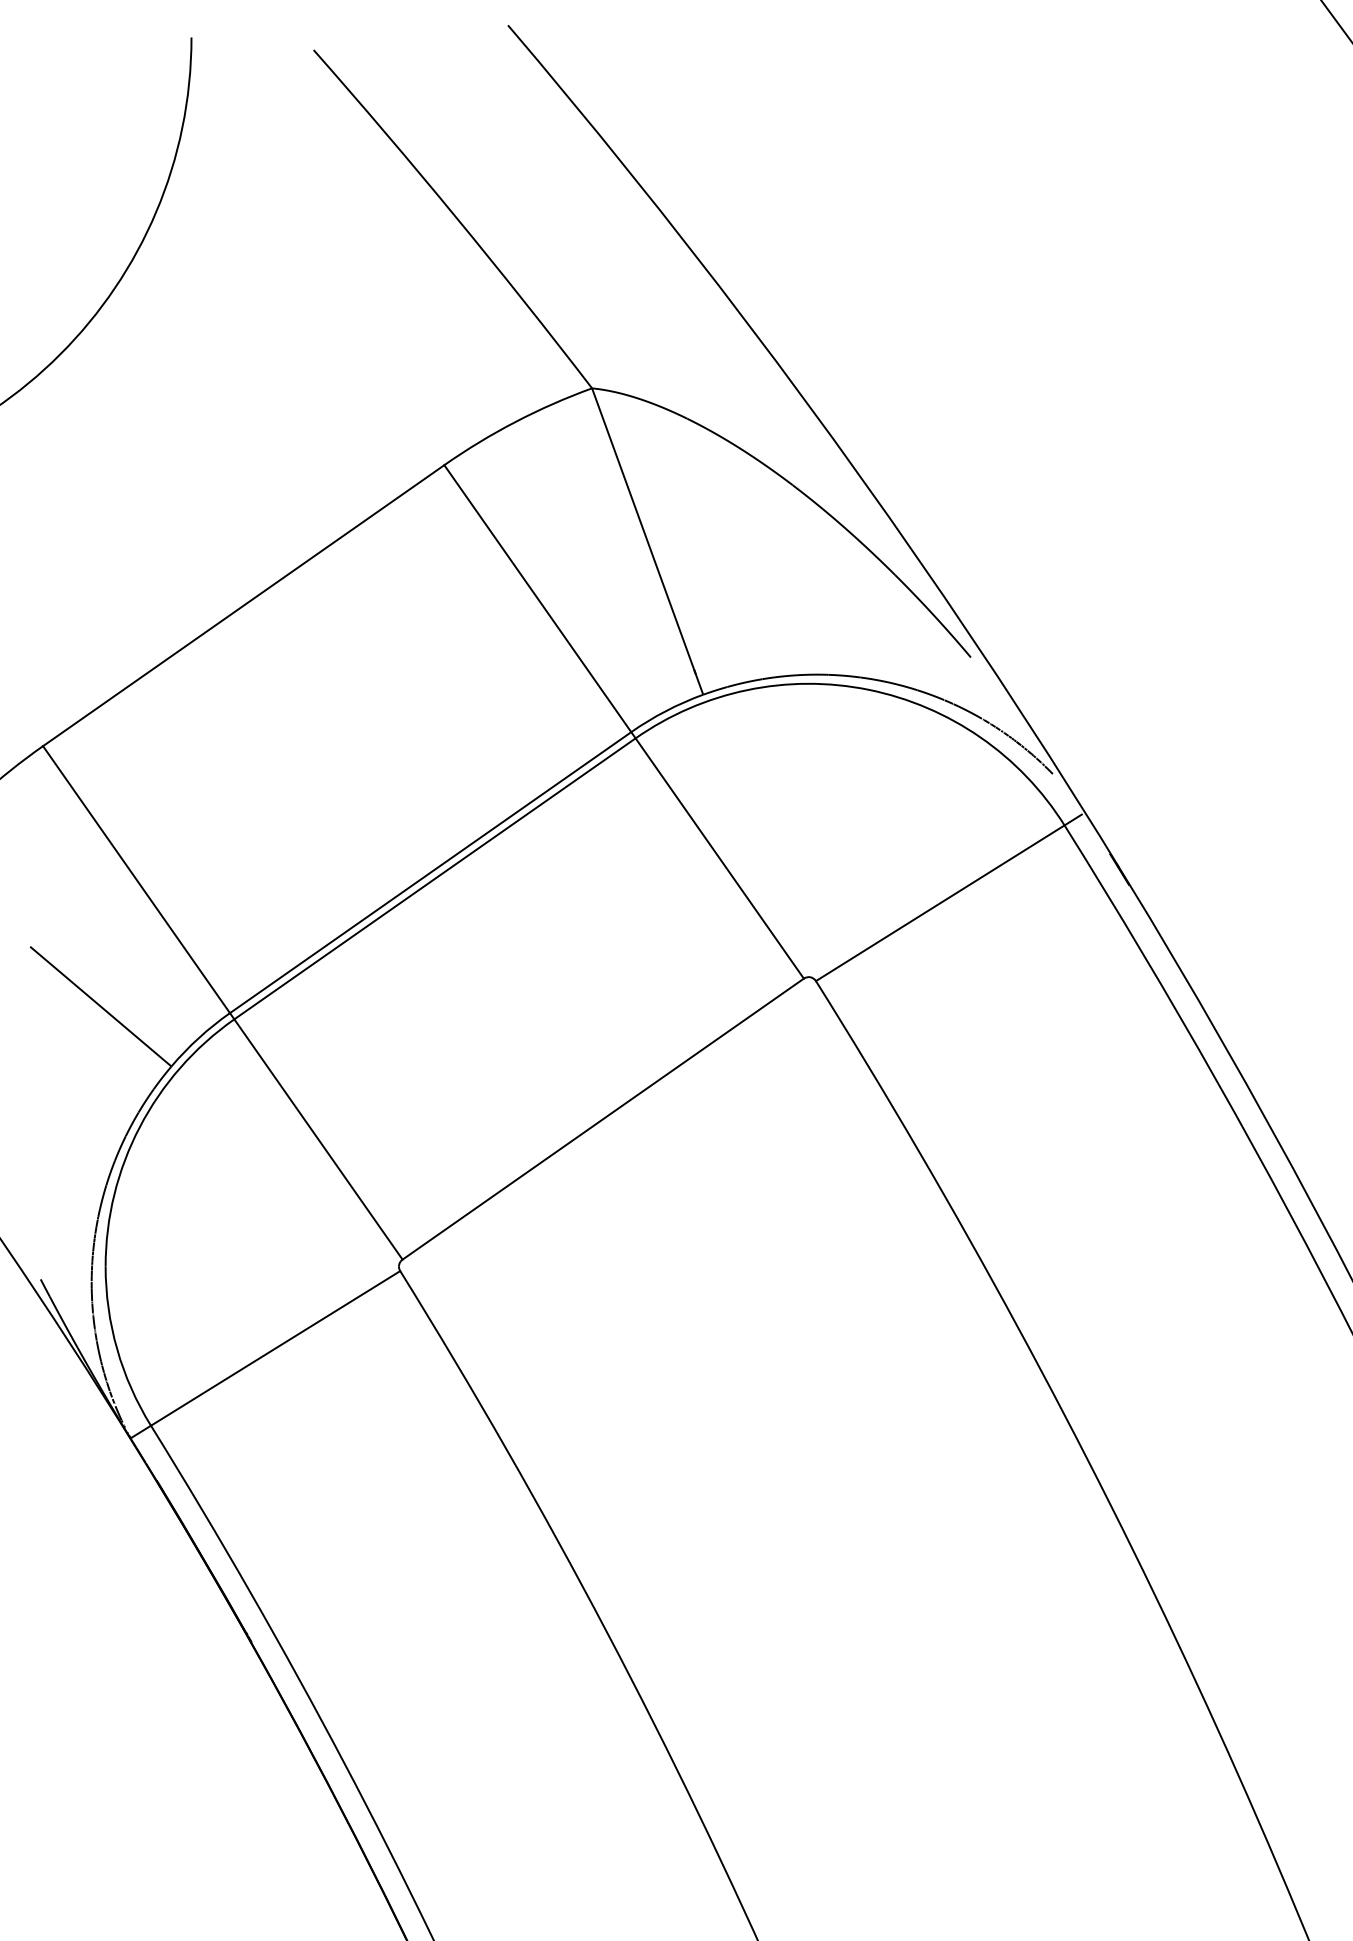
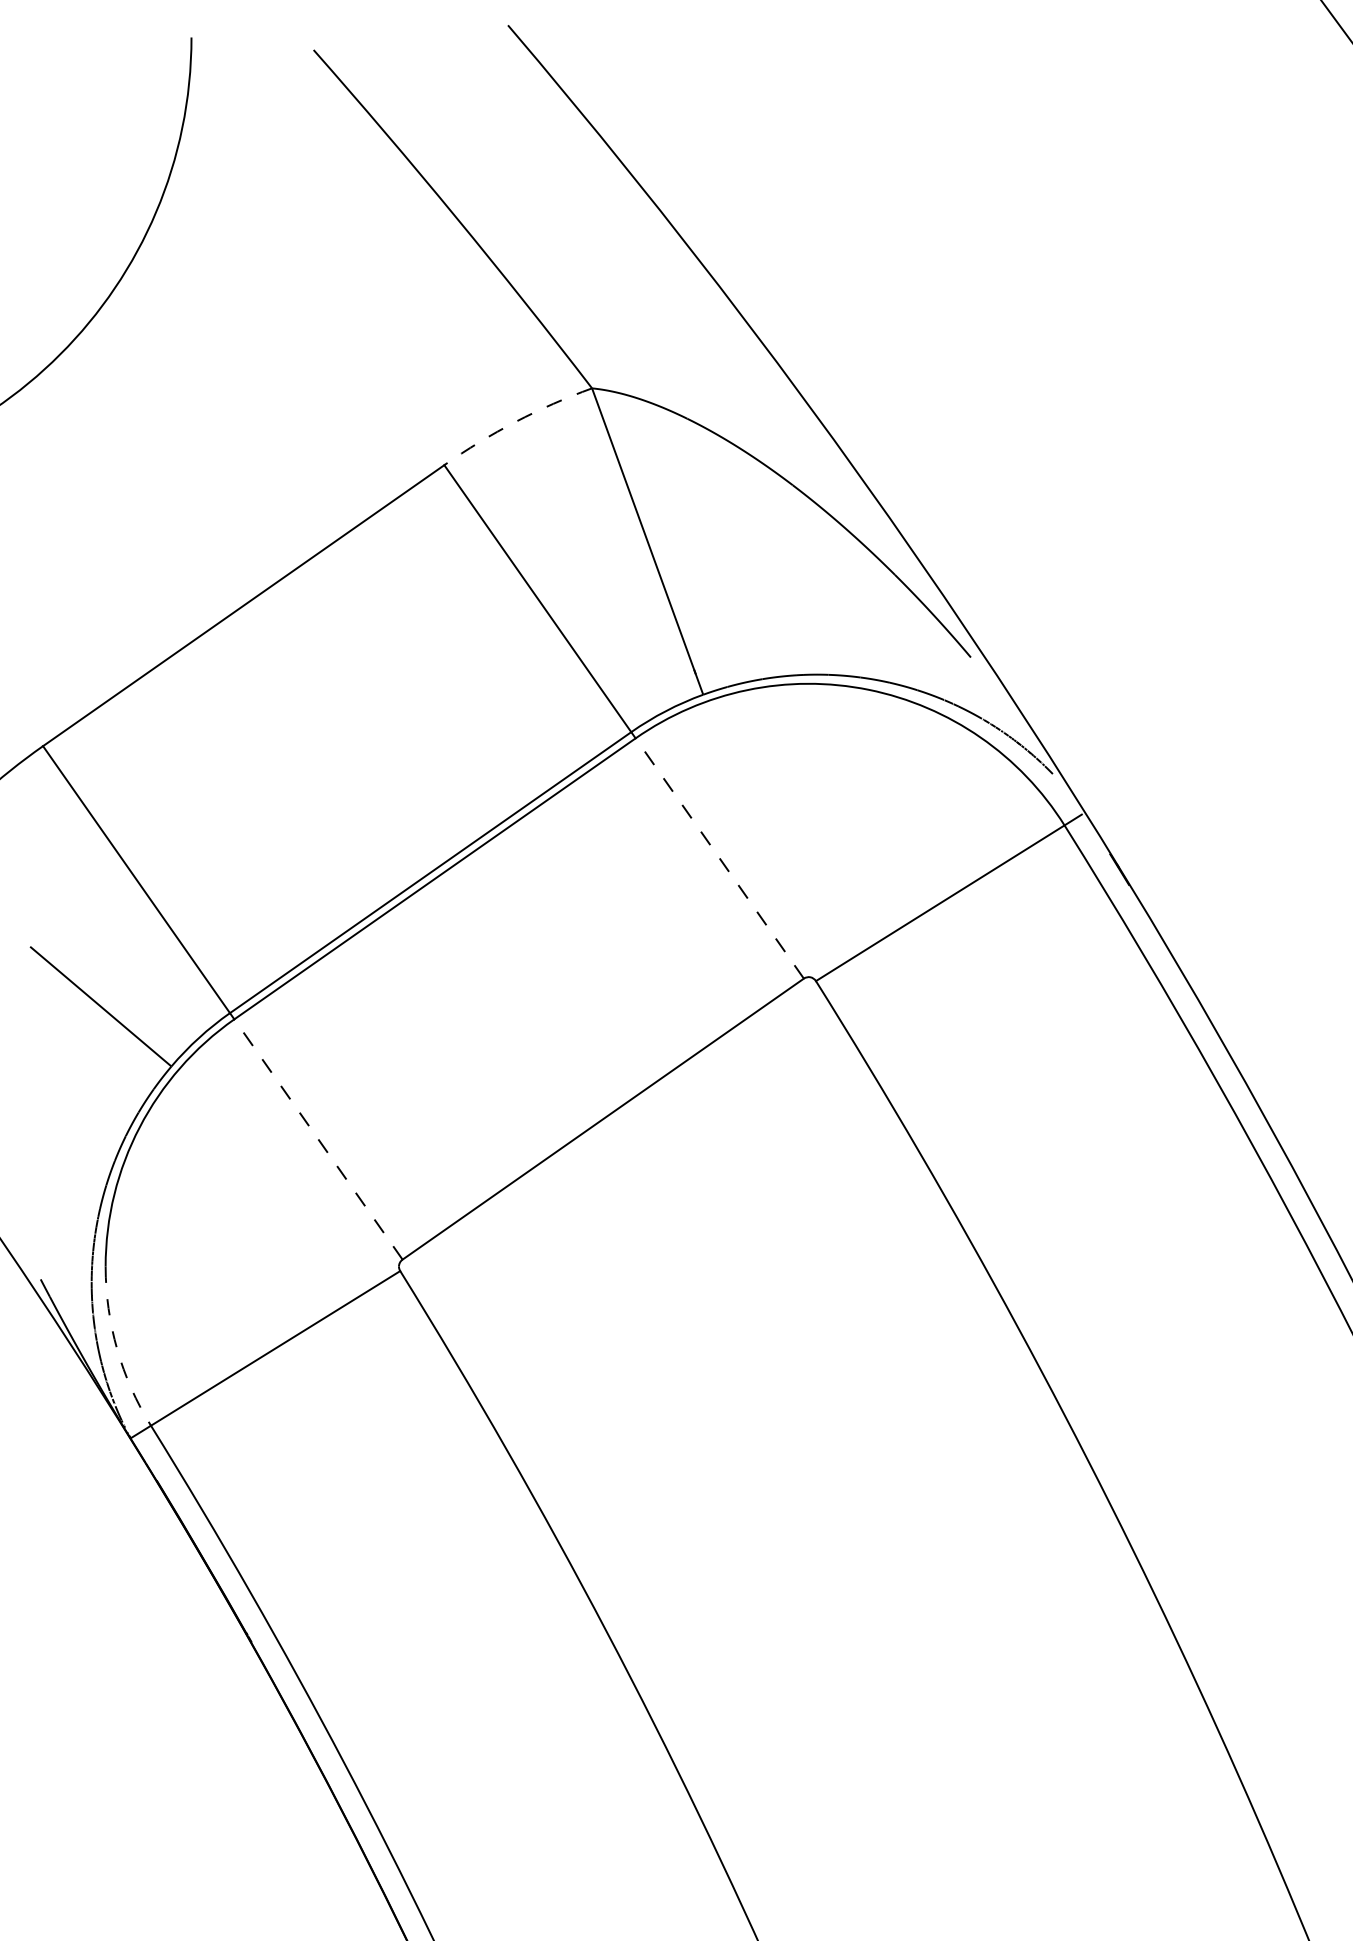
arc: solid -> dashed (515, 421)
line: solid -> dashed (719, 858)
line: solid -> dashed (318, 1139)
arc: solid -> dashed (117, 1349)
